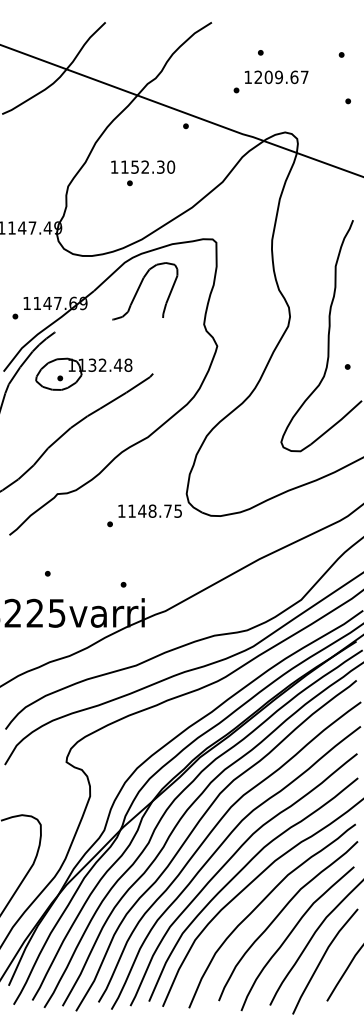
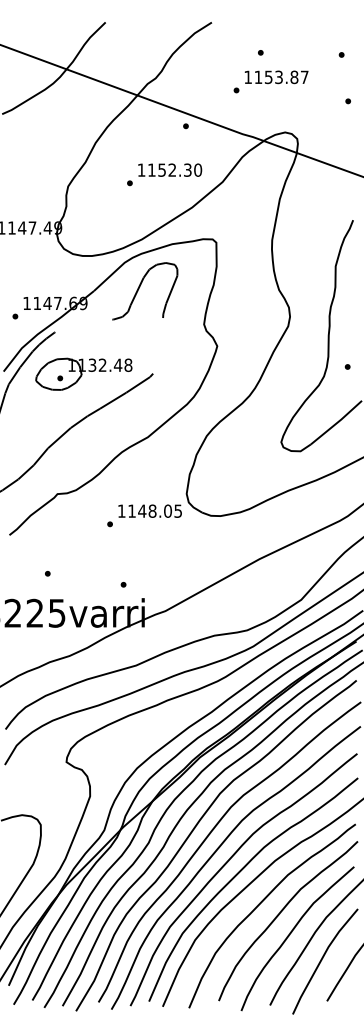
text: 1209.67 -> 1153.87 (276, 77)
text position: (143, 166) -> (170, 169) (170, 169)
text: 1148.75 -> 1148.05 (168, 510)
